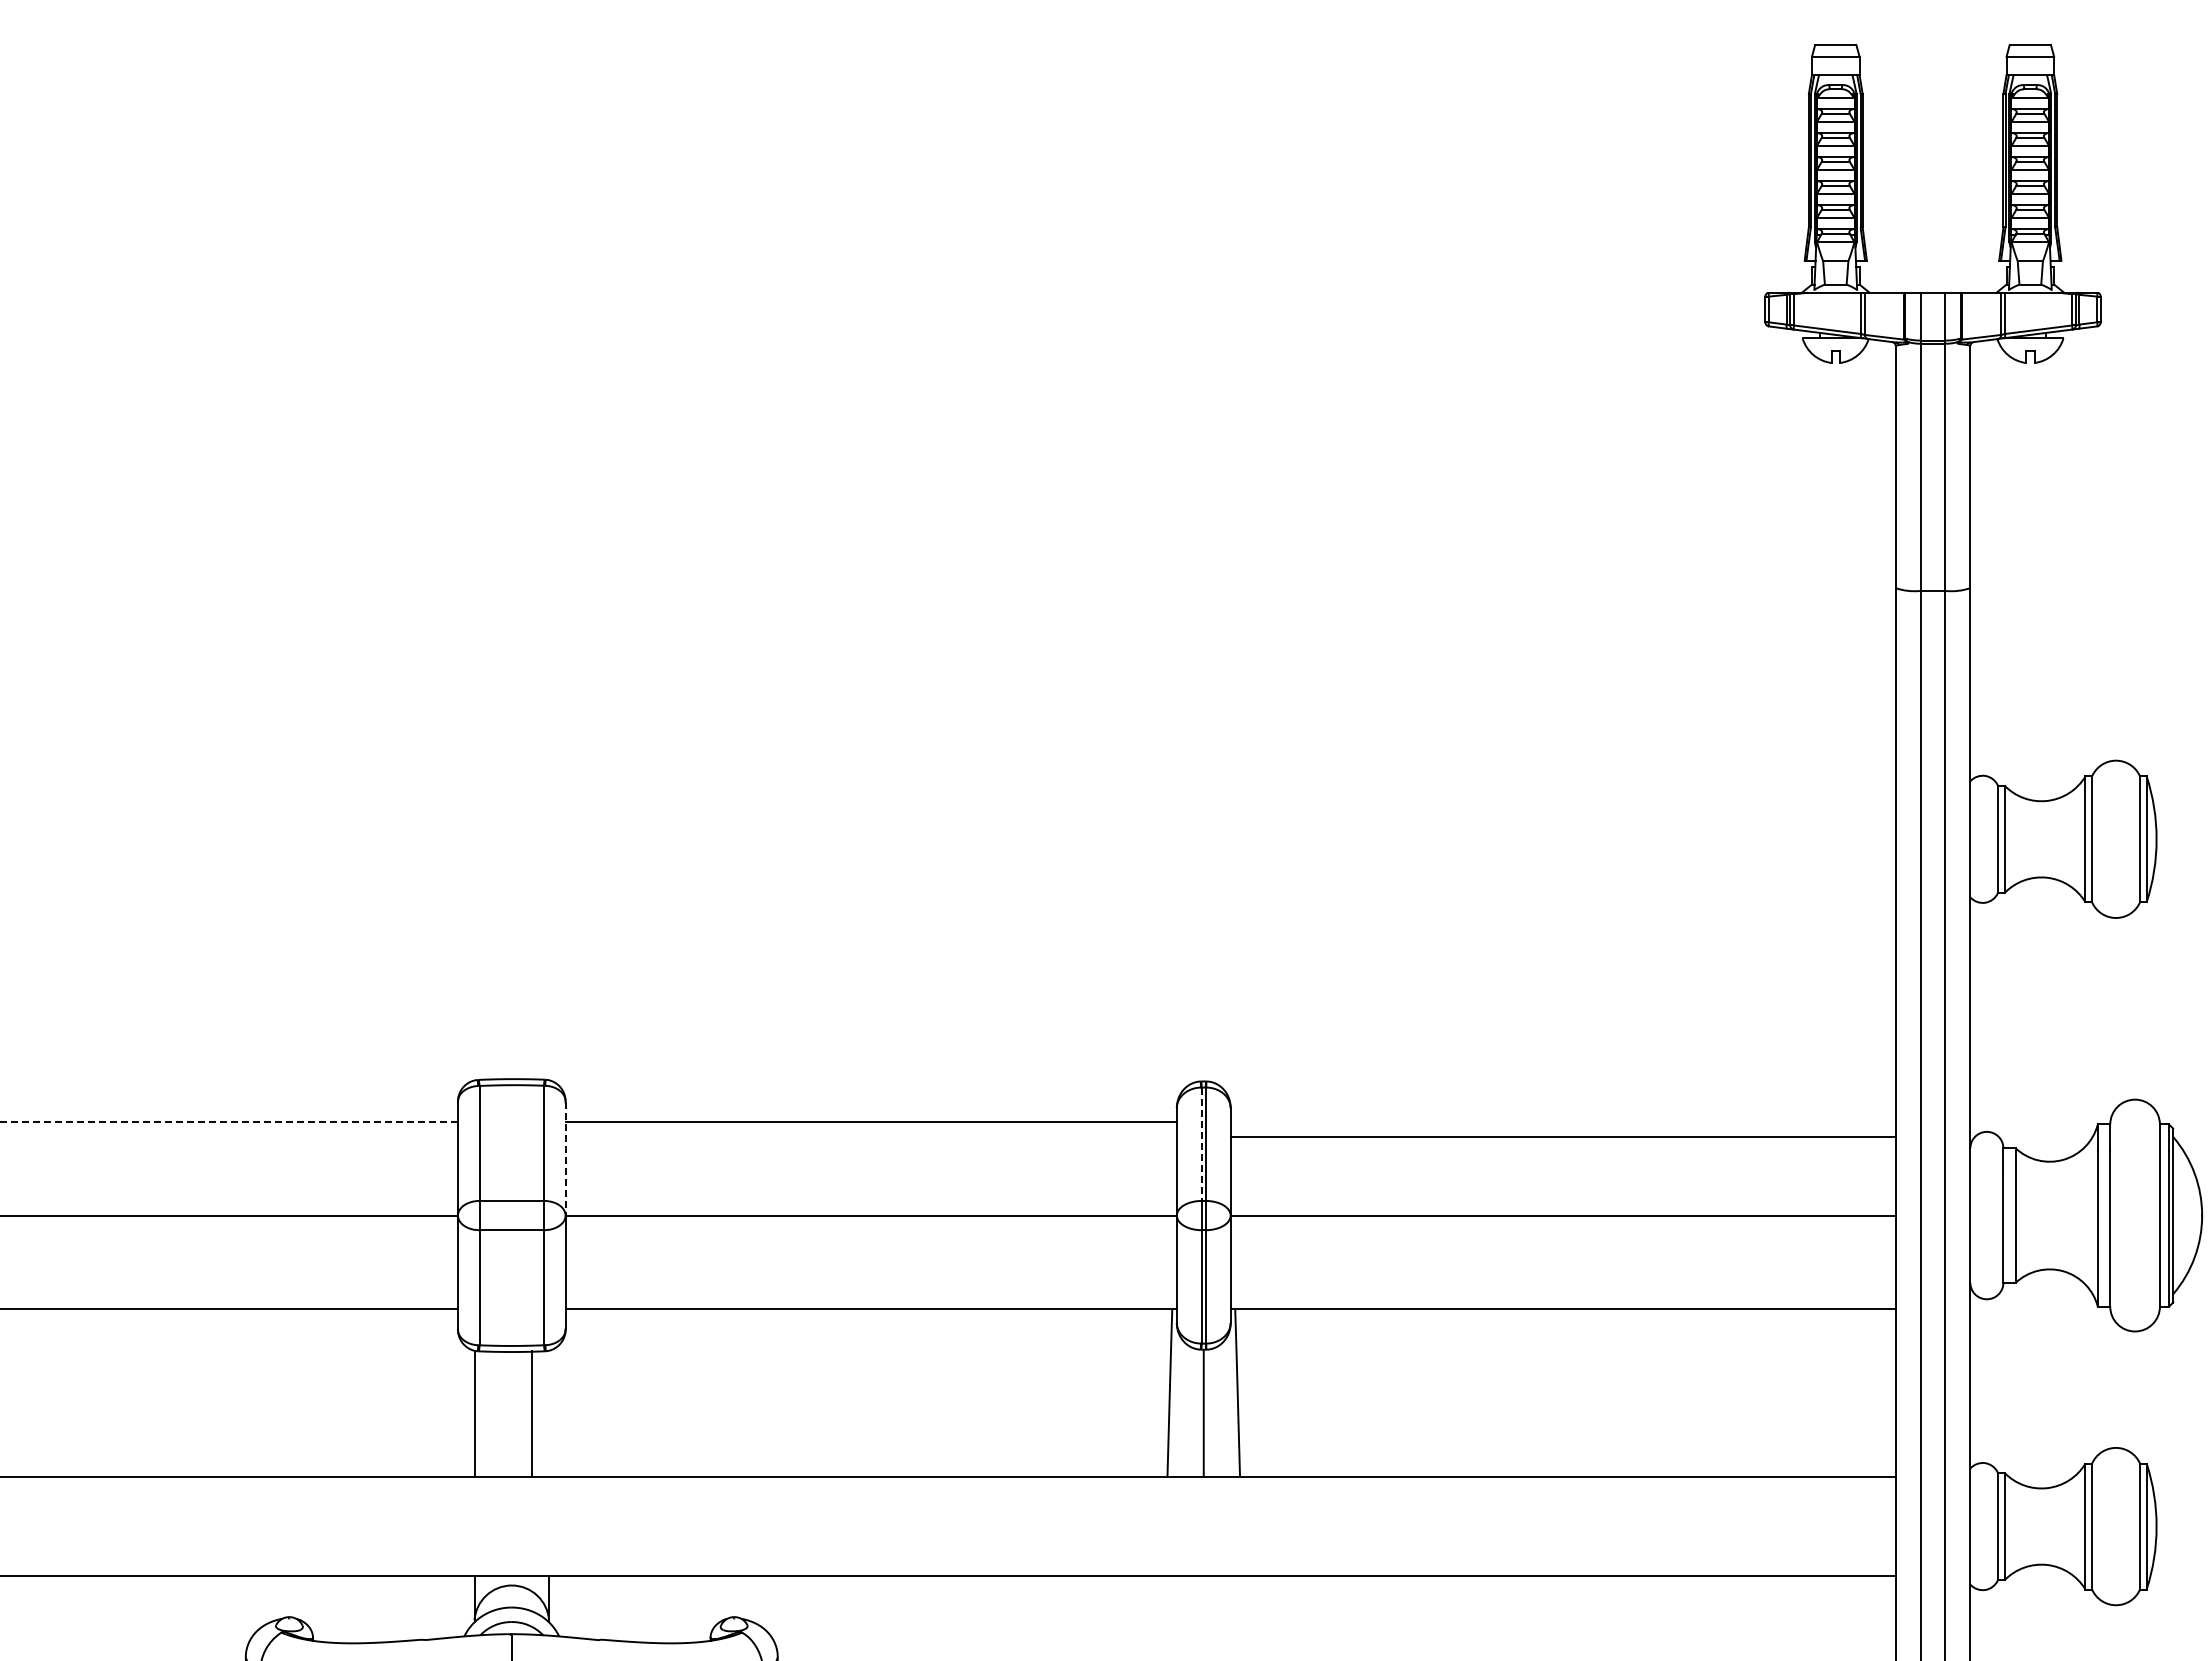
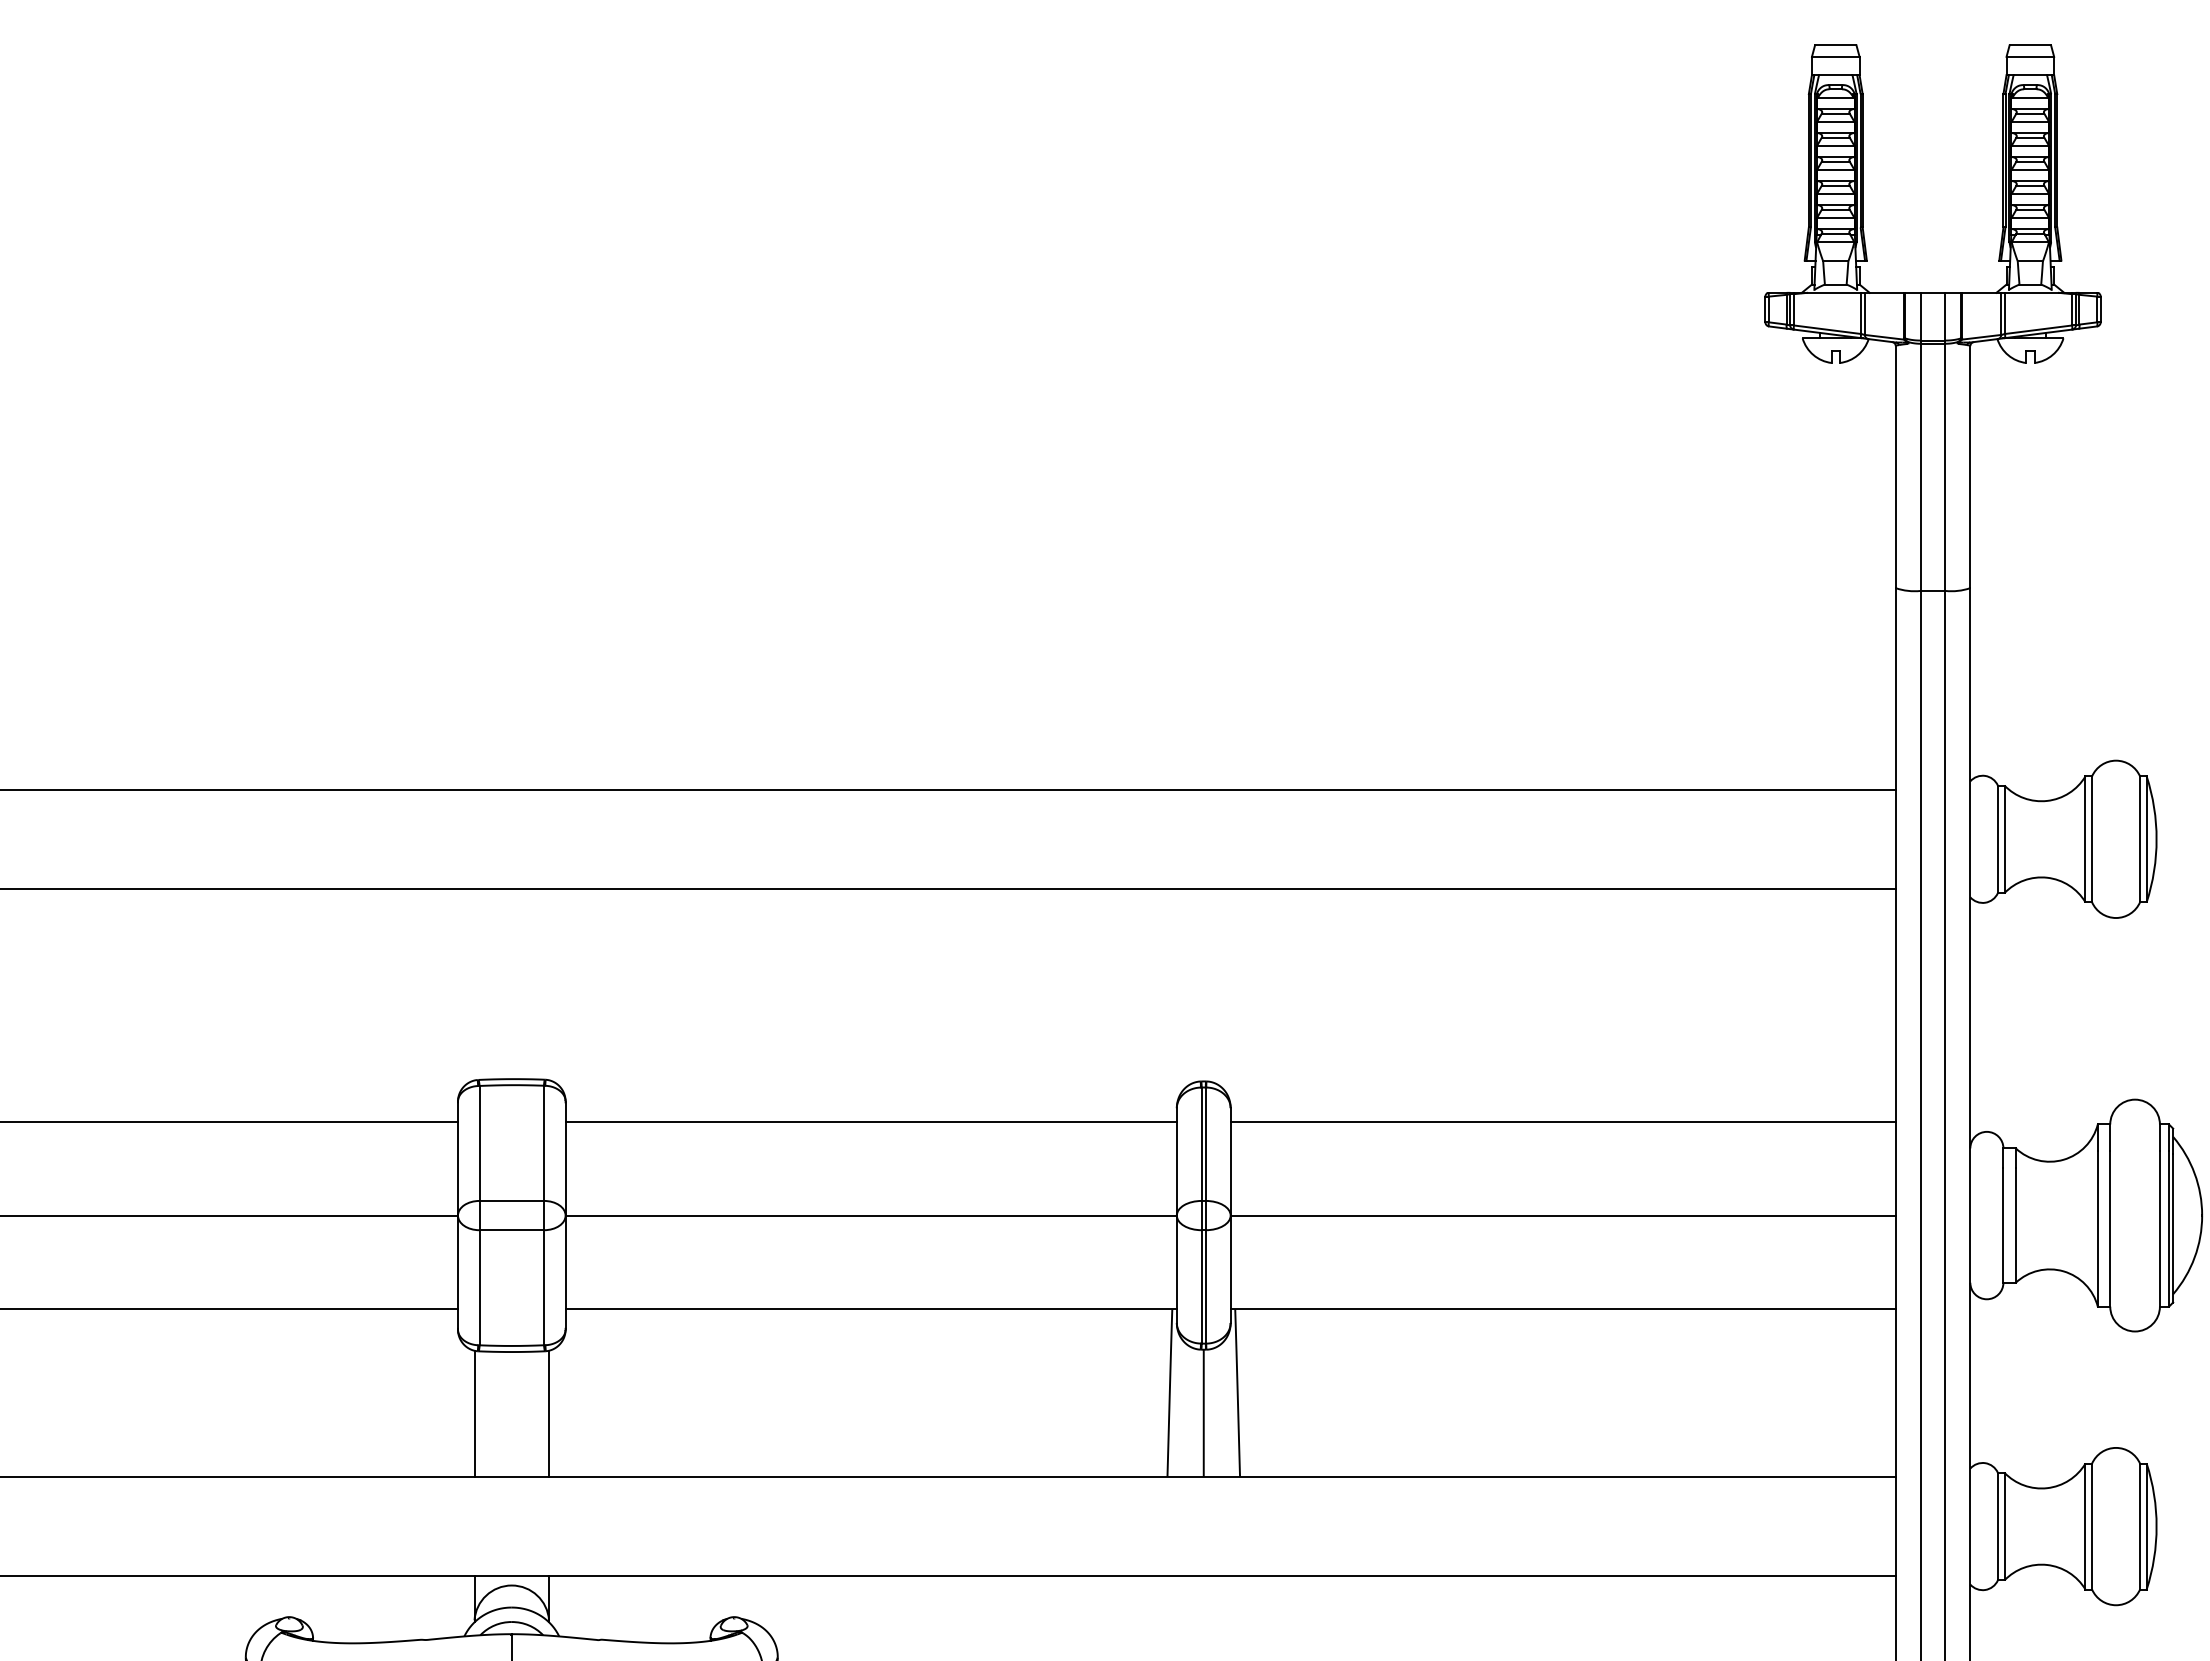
line: none -> present (948, 789)
line: none -> present (948, 889)
line: dashed -> solid (229, 1121)
line position: (1562, 1136) -> (1562, 1121) (1562, 1121)
line: dashed -> solid (1201, 1144)
line: dashed -> solid (565, 1158)
line position: (532, 1413) -> (549, 1413) (549, 1413)
